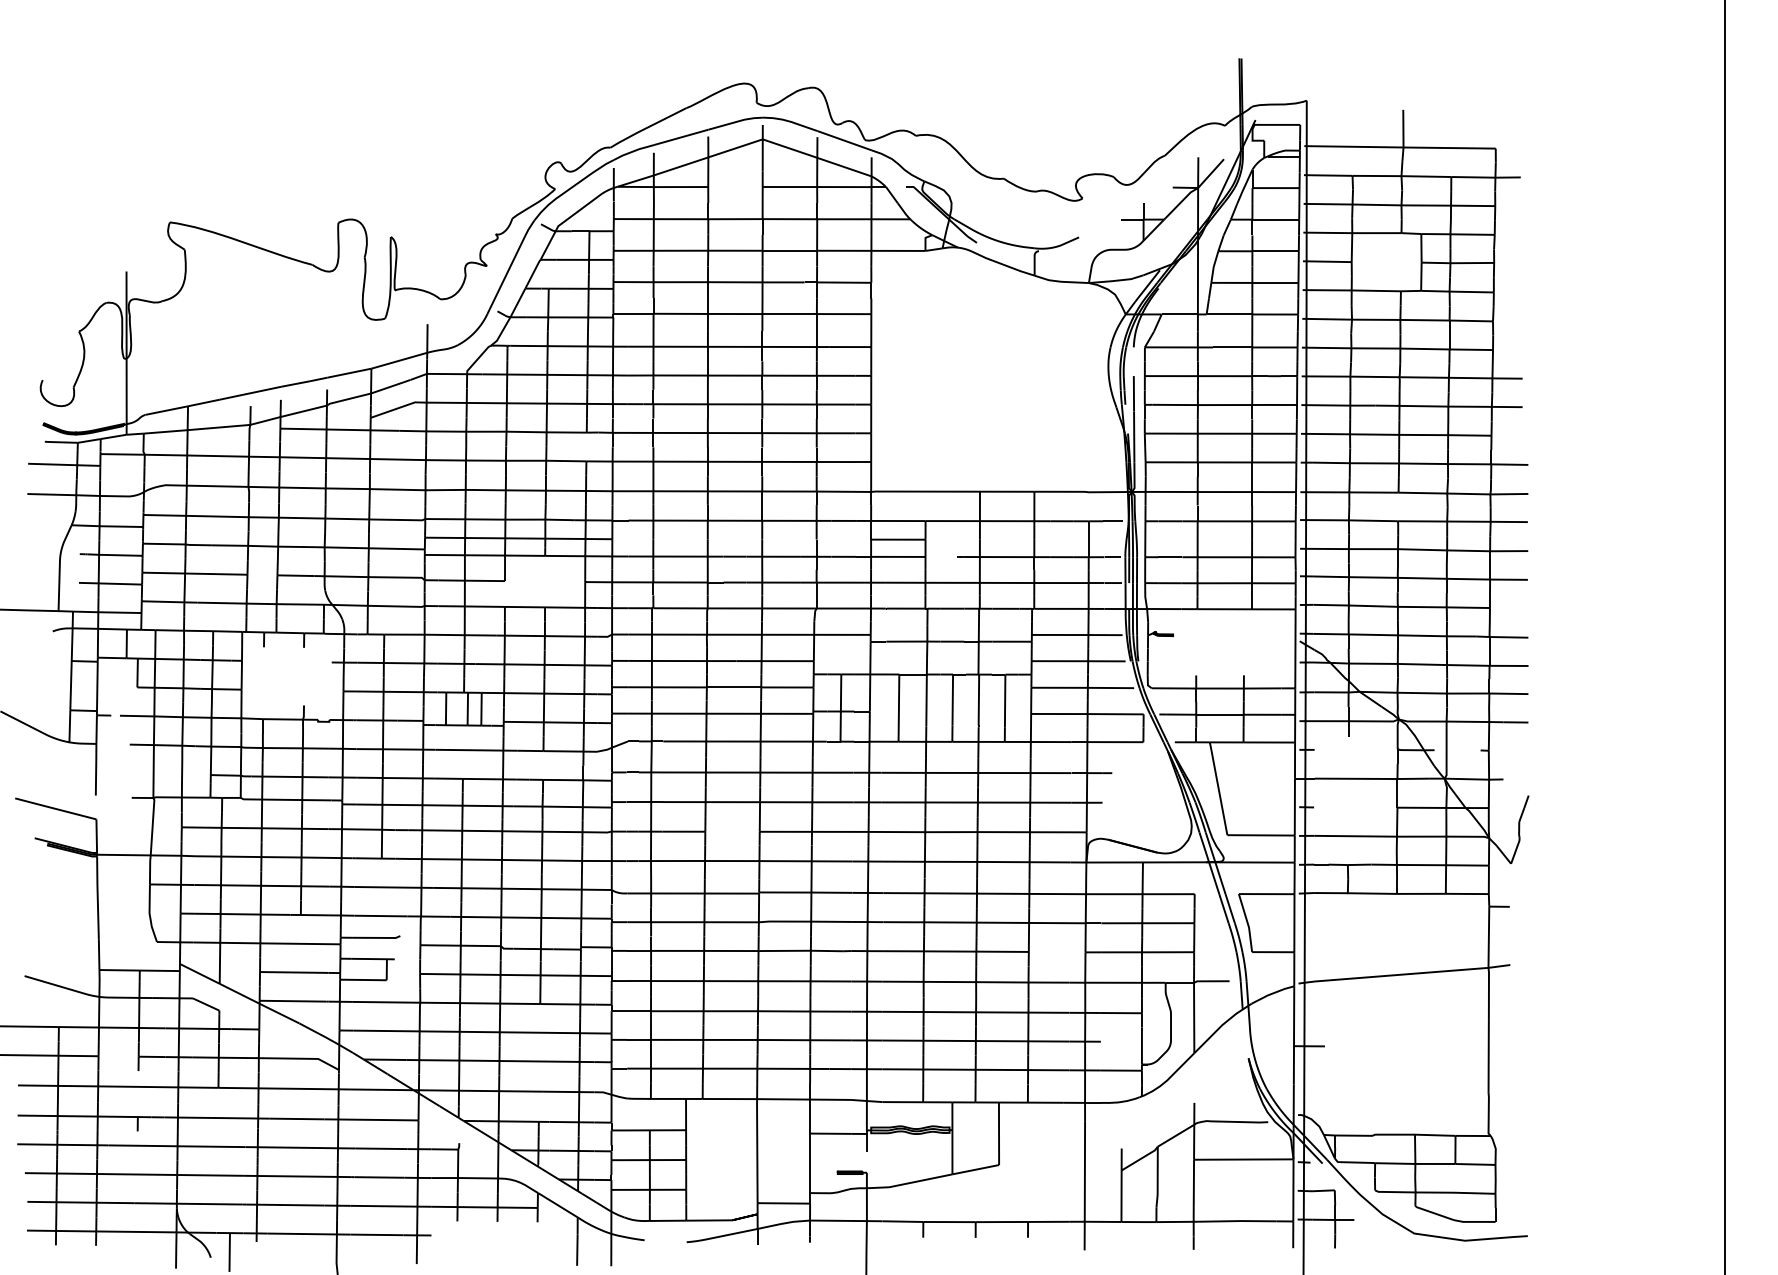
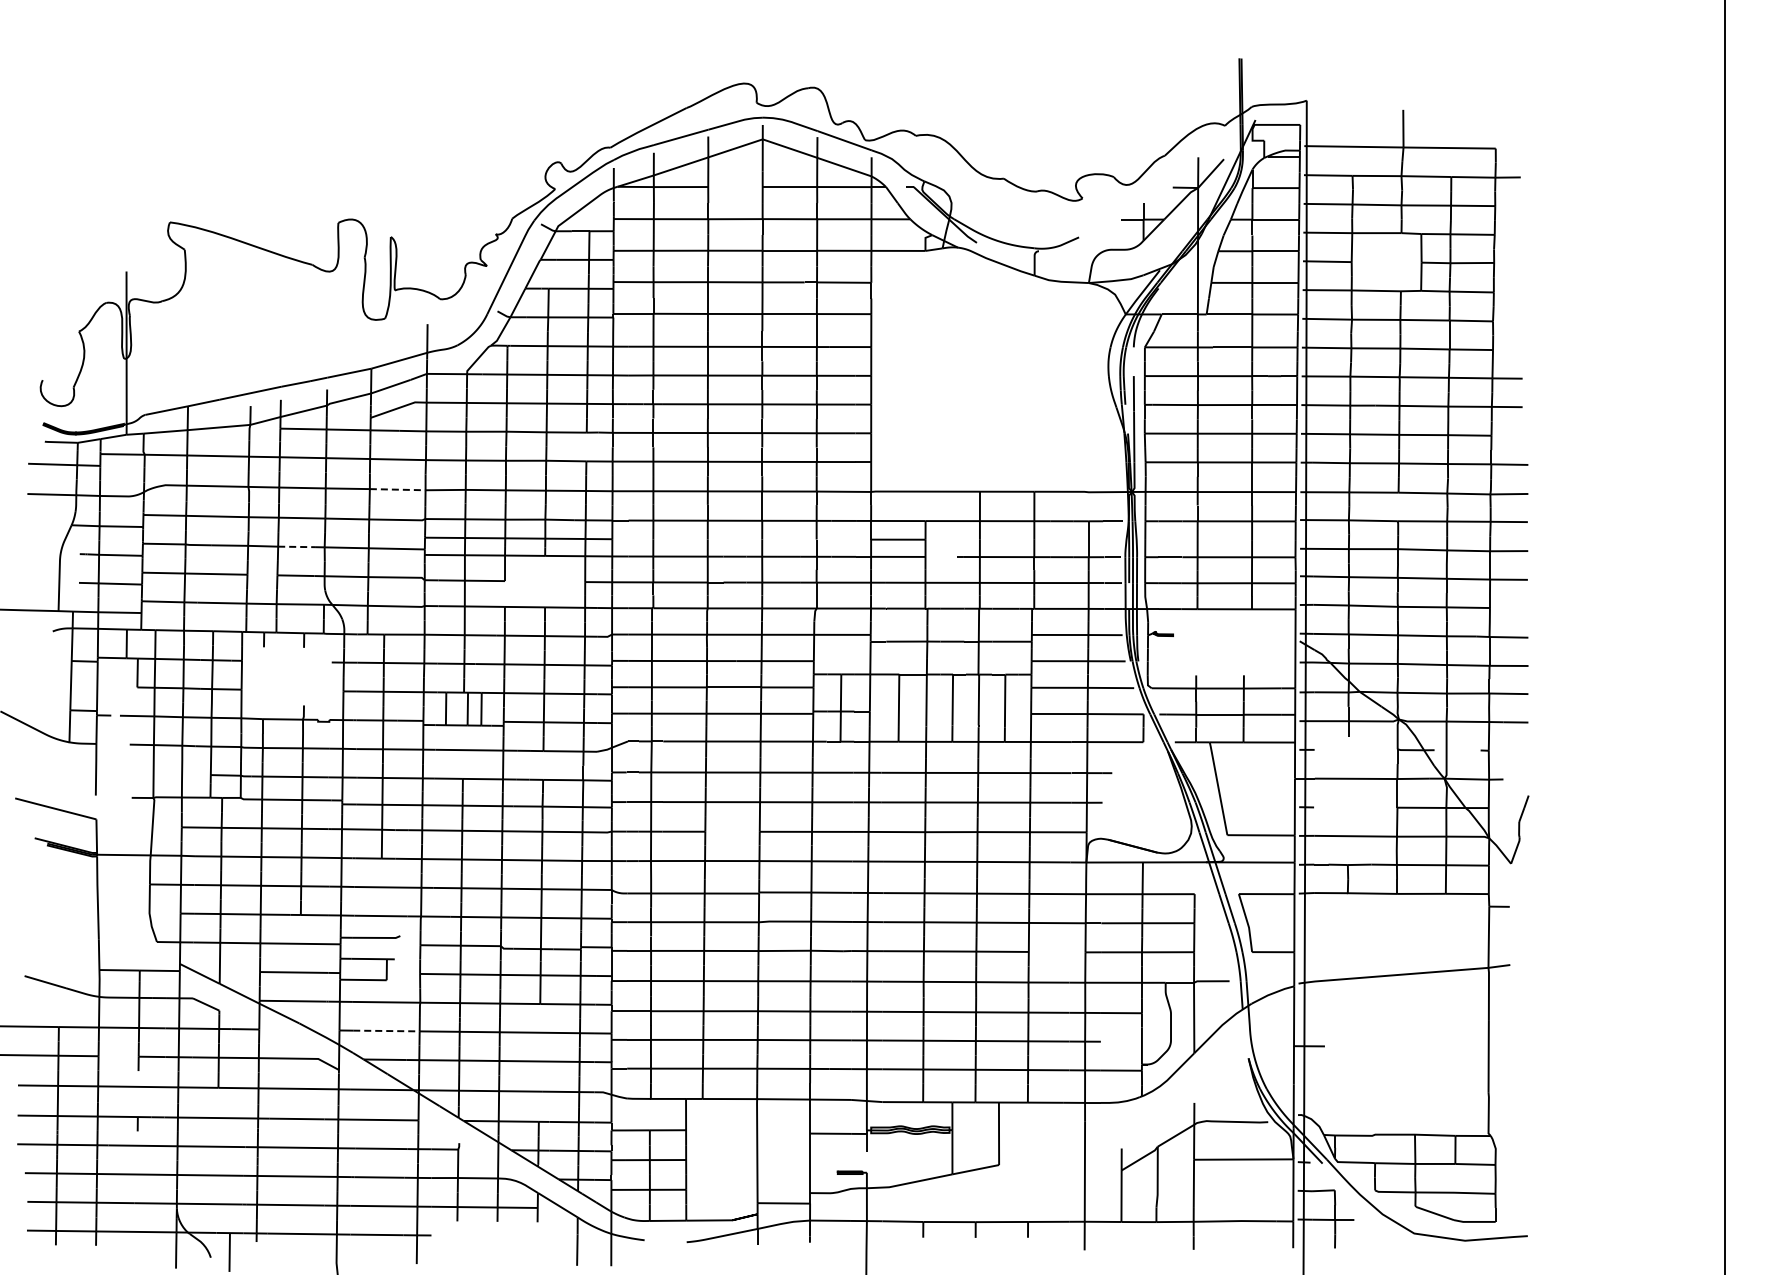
line: solid -> dashed (397, 489)
line: solid -> dashed (297, 546)
line: solid -> dashed (386, 1031)
